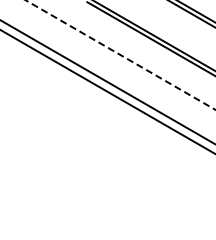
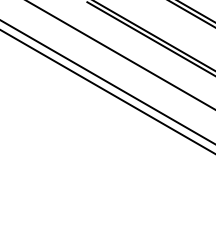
line: dashed -> solid (120, 54)
